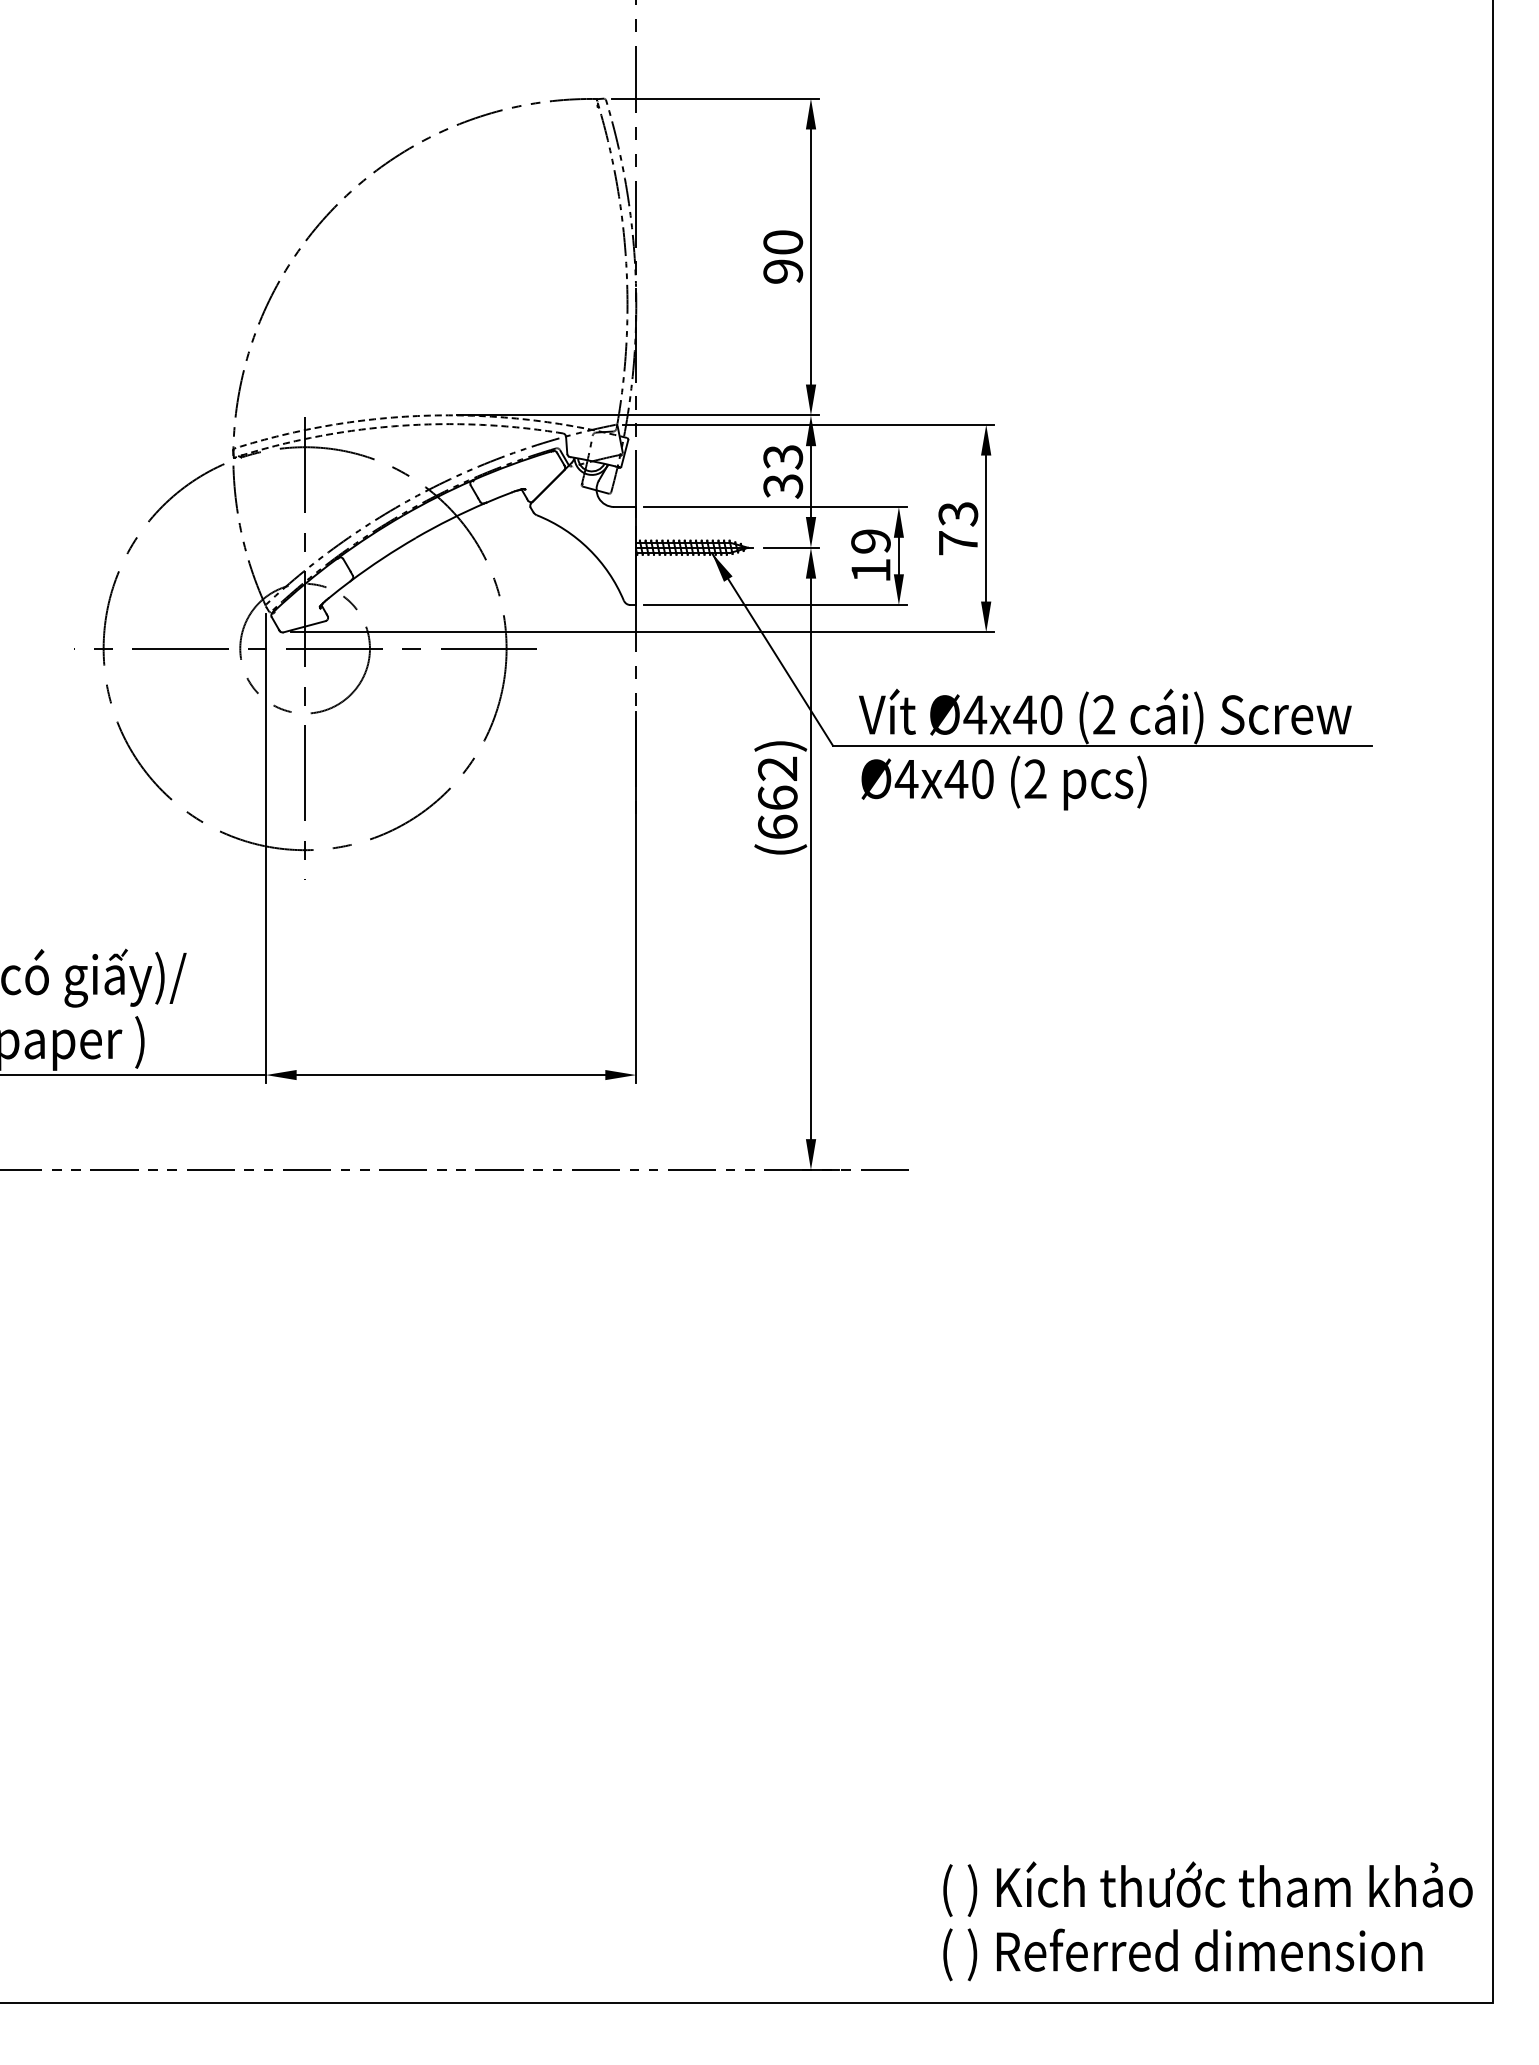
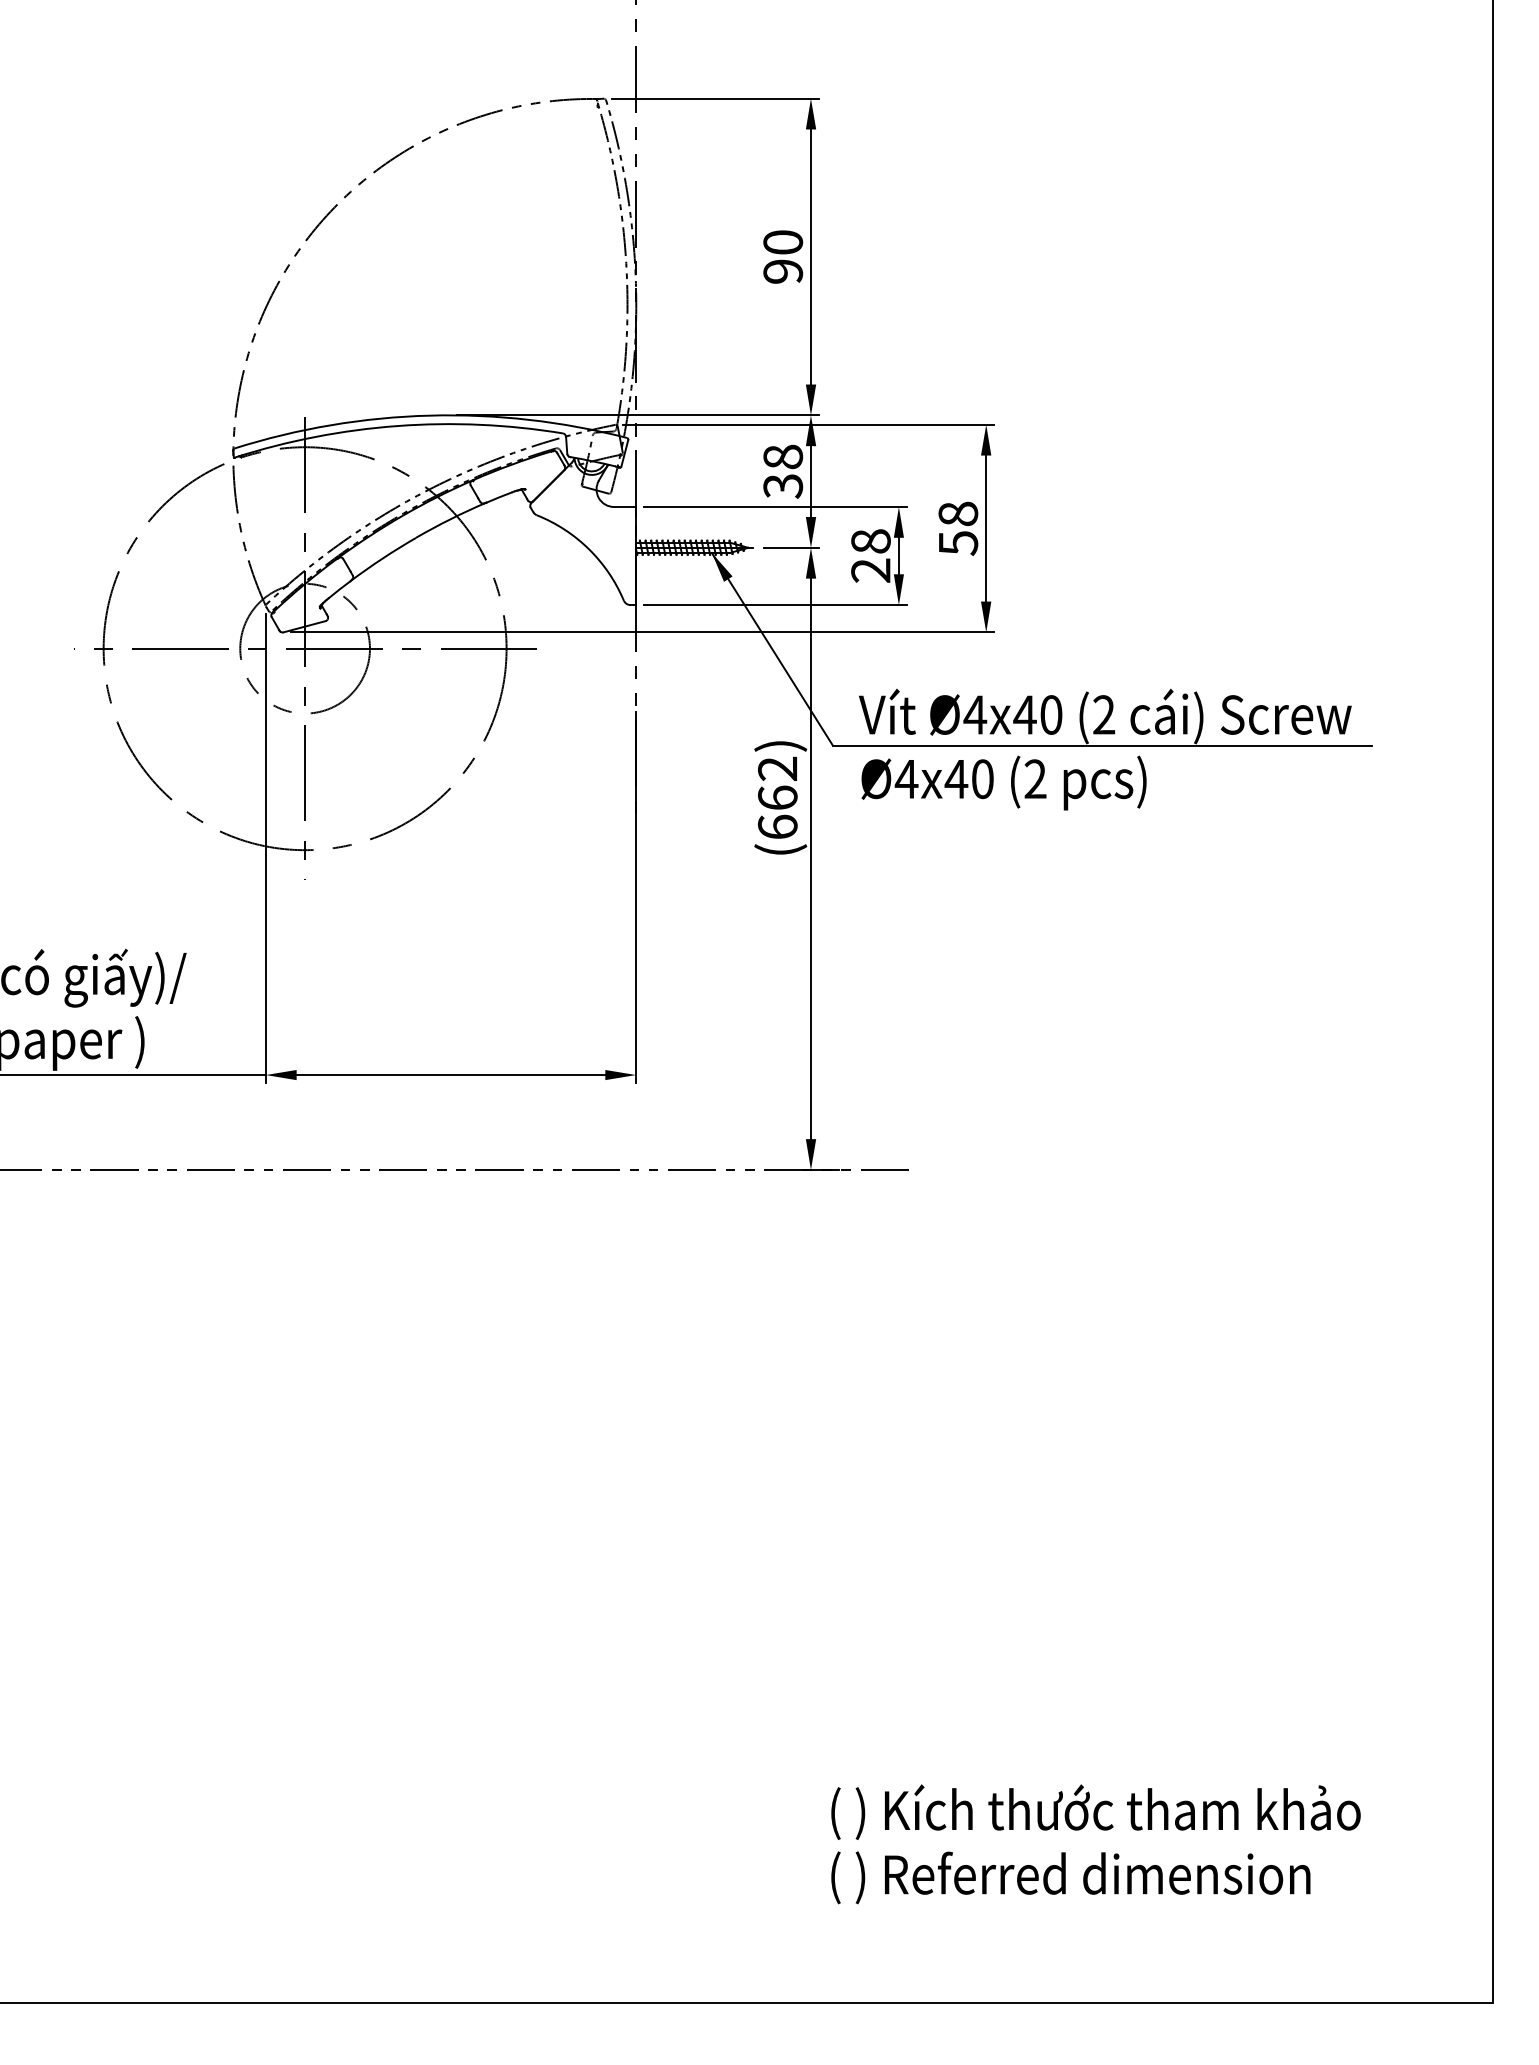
arc: dashed -> solid (429, 415)
arc: dashed -> solid (397, 426)
text: 33 -> 38 (783, 456)
text: 73 -> 58 (958, 528)
text: 19 -> 28 (870, 555)
text position: (1207, 1921) -> (1095, 1844) (1095, 1844)
